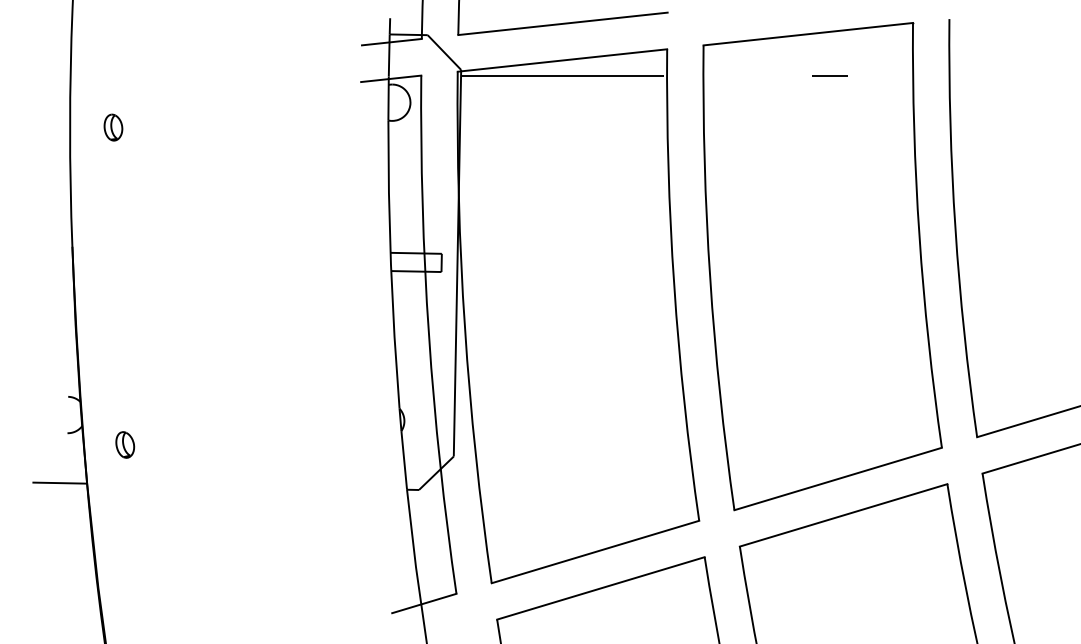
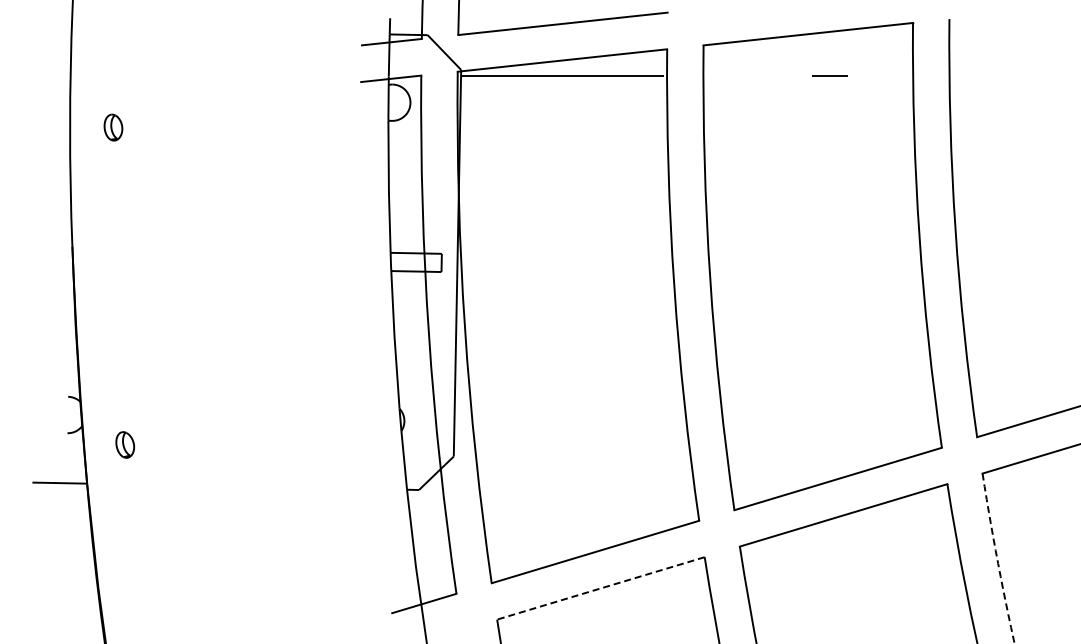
arc: solid -> dashed (997, 559)
line: solid -> dashed (600, 588)
